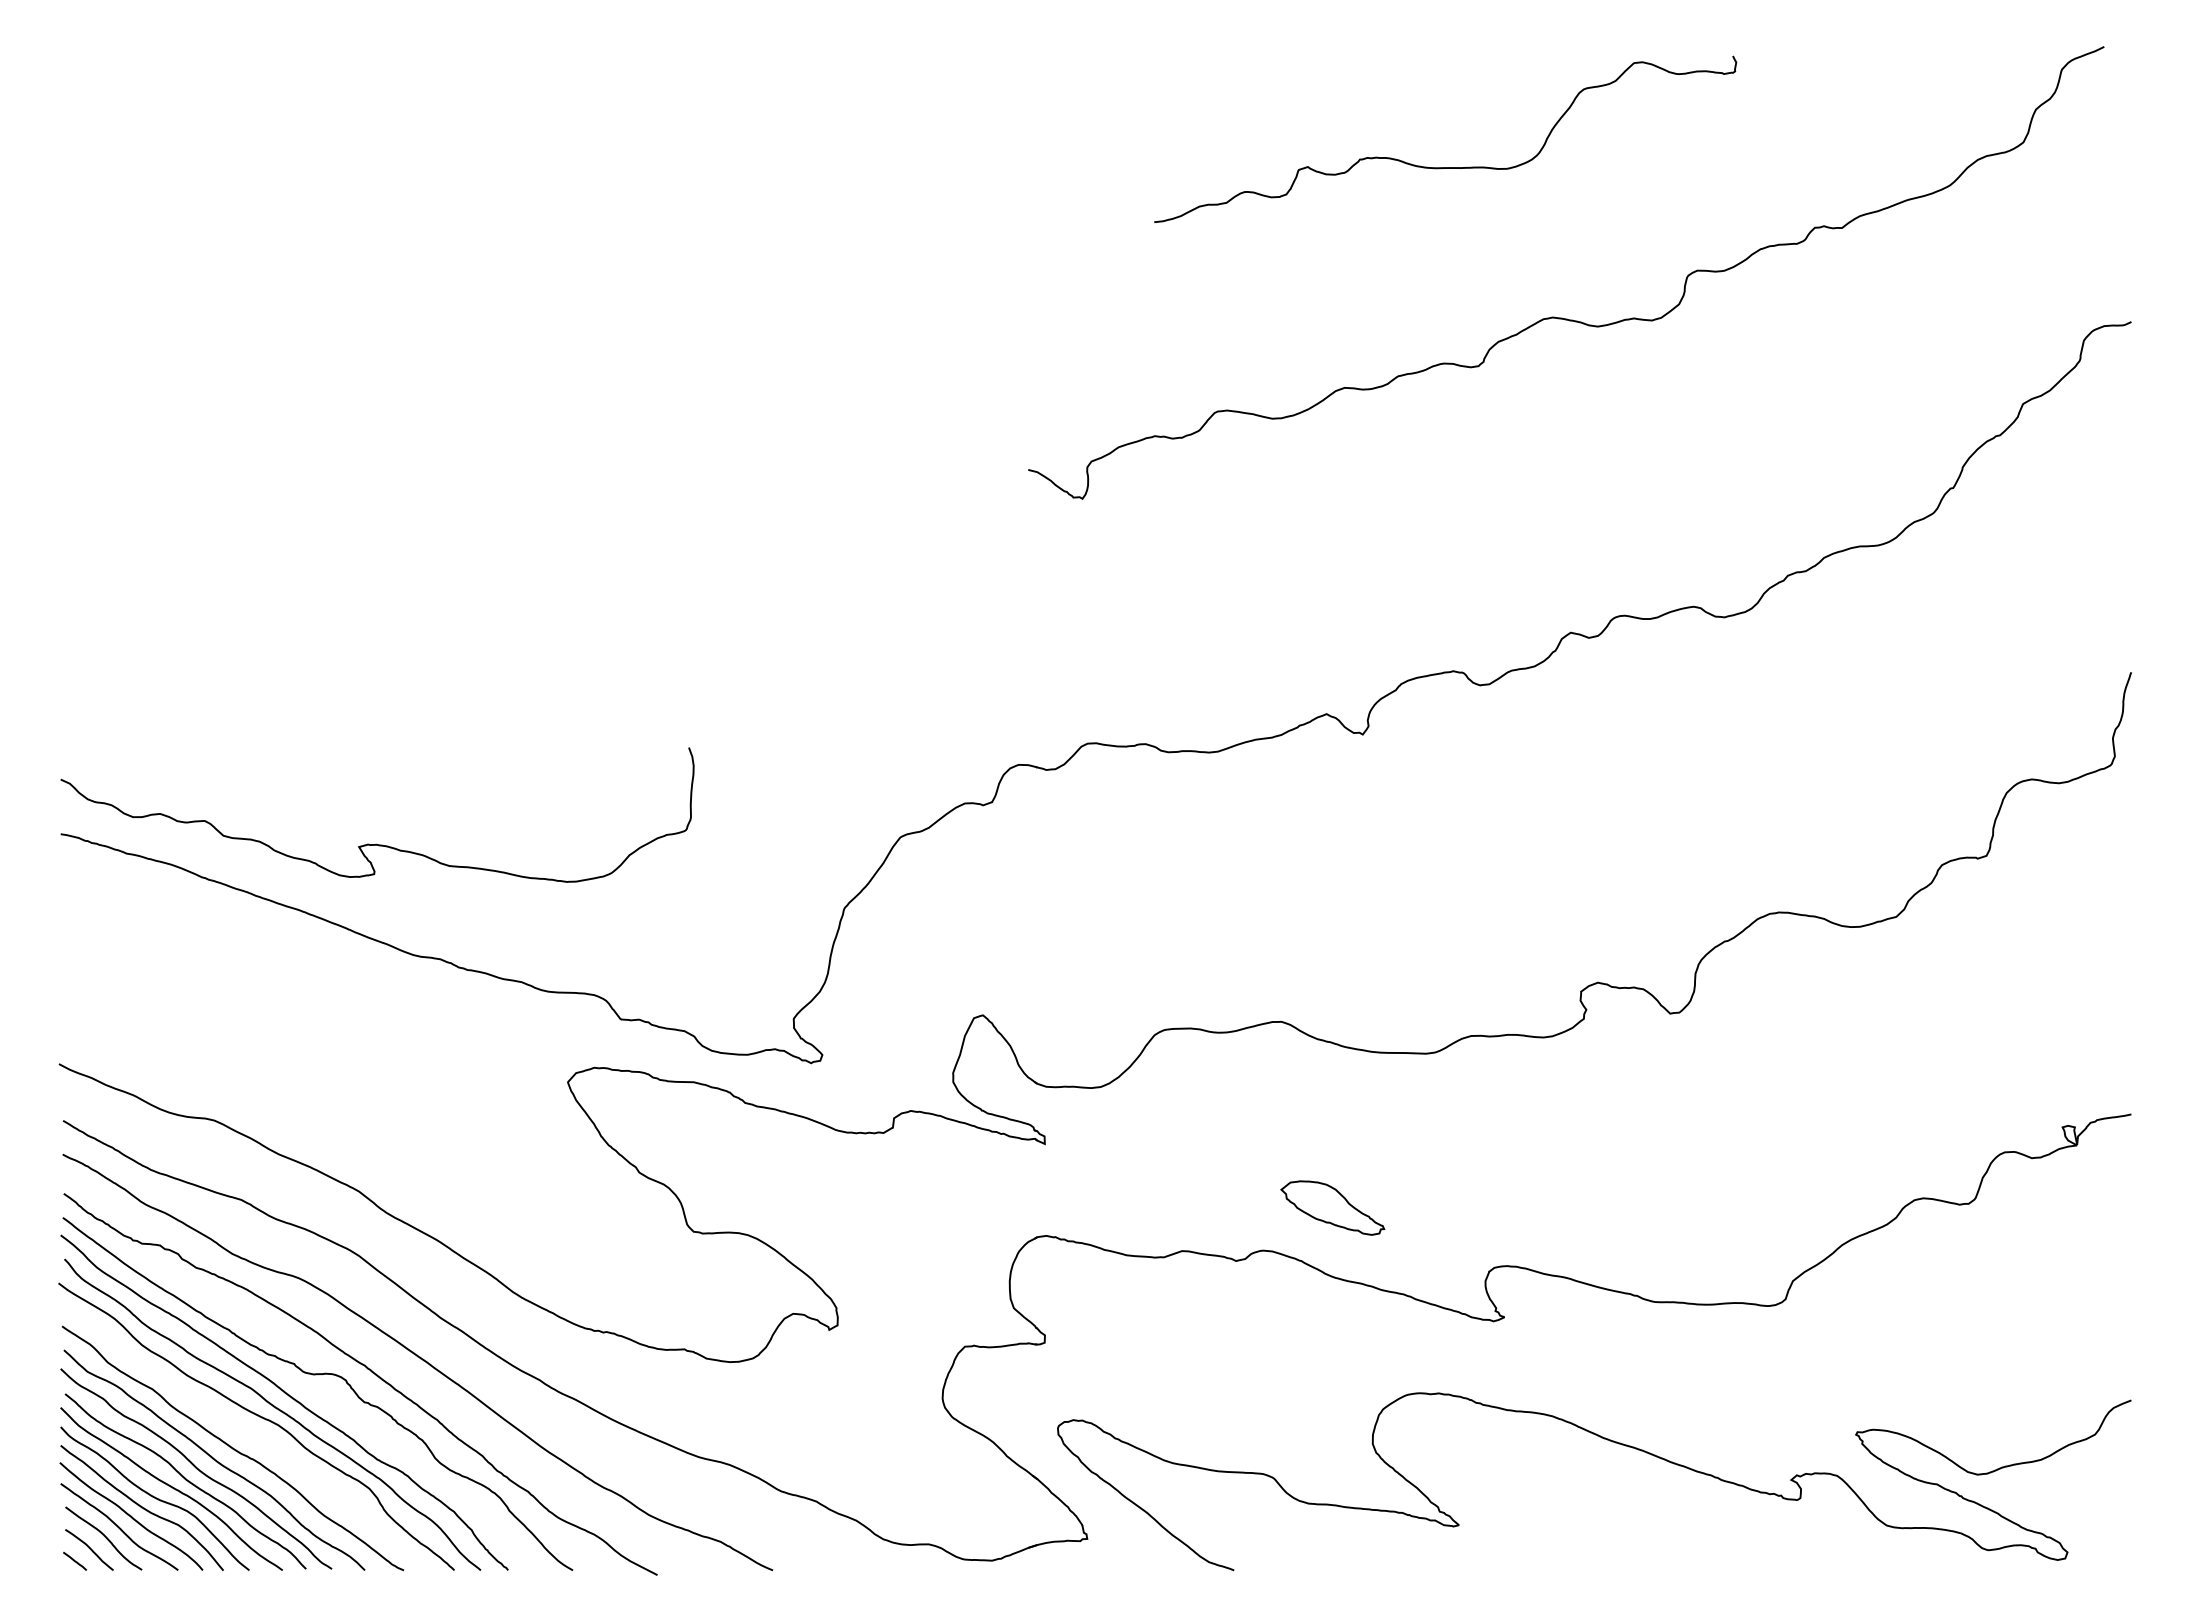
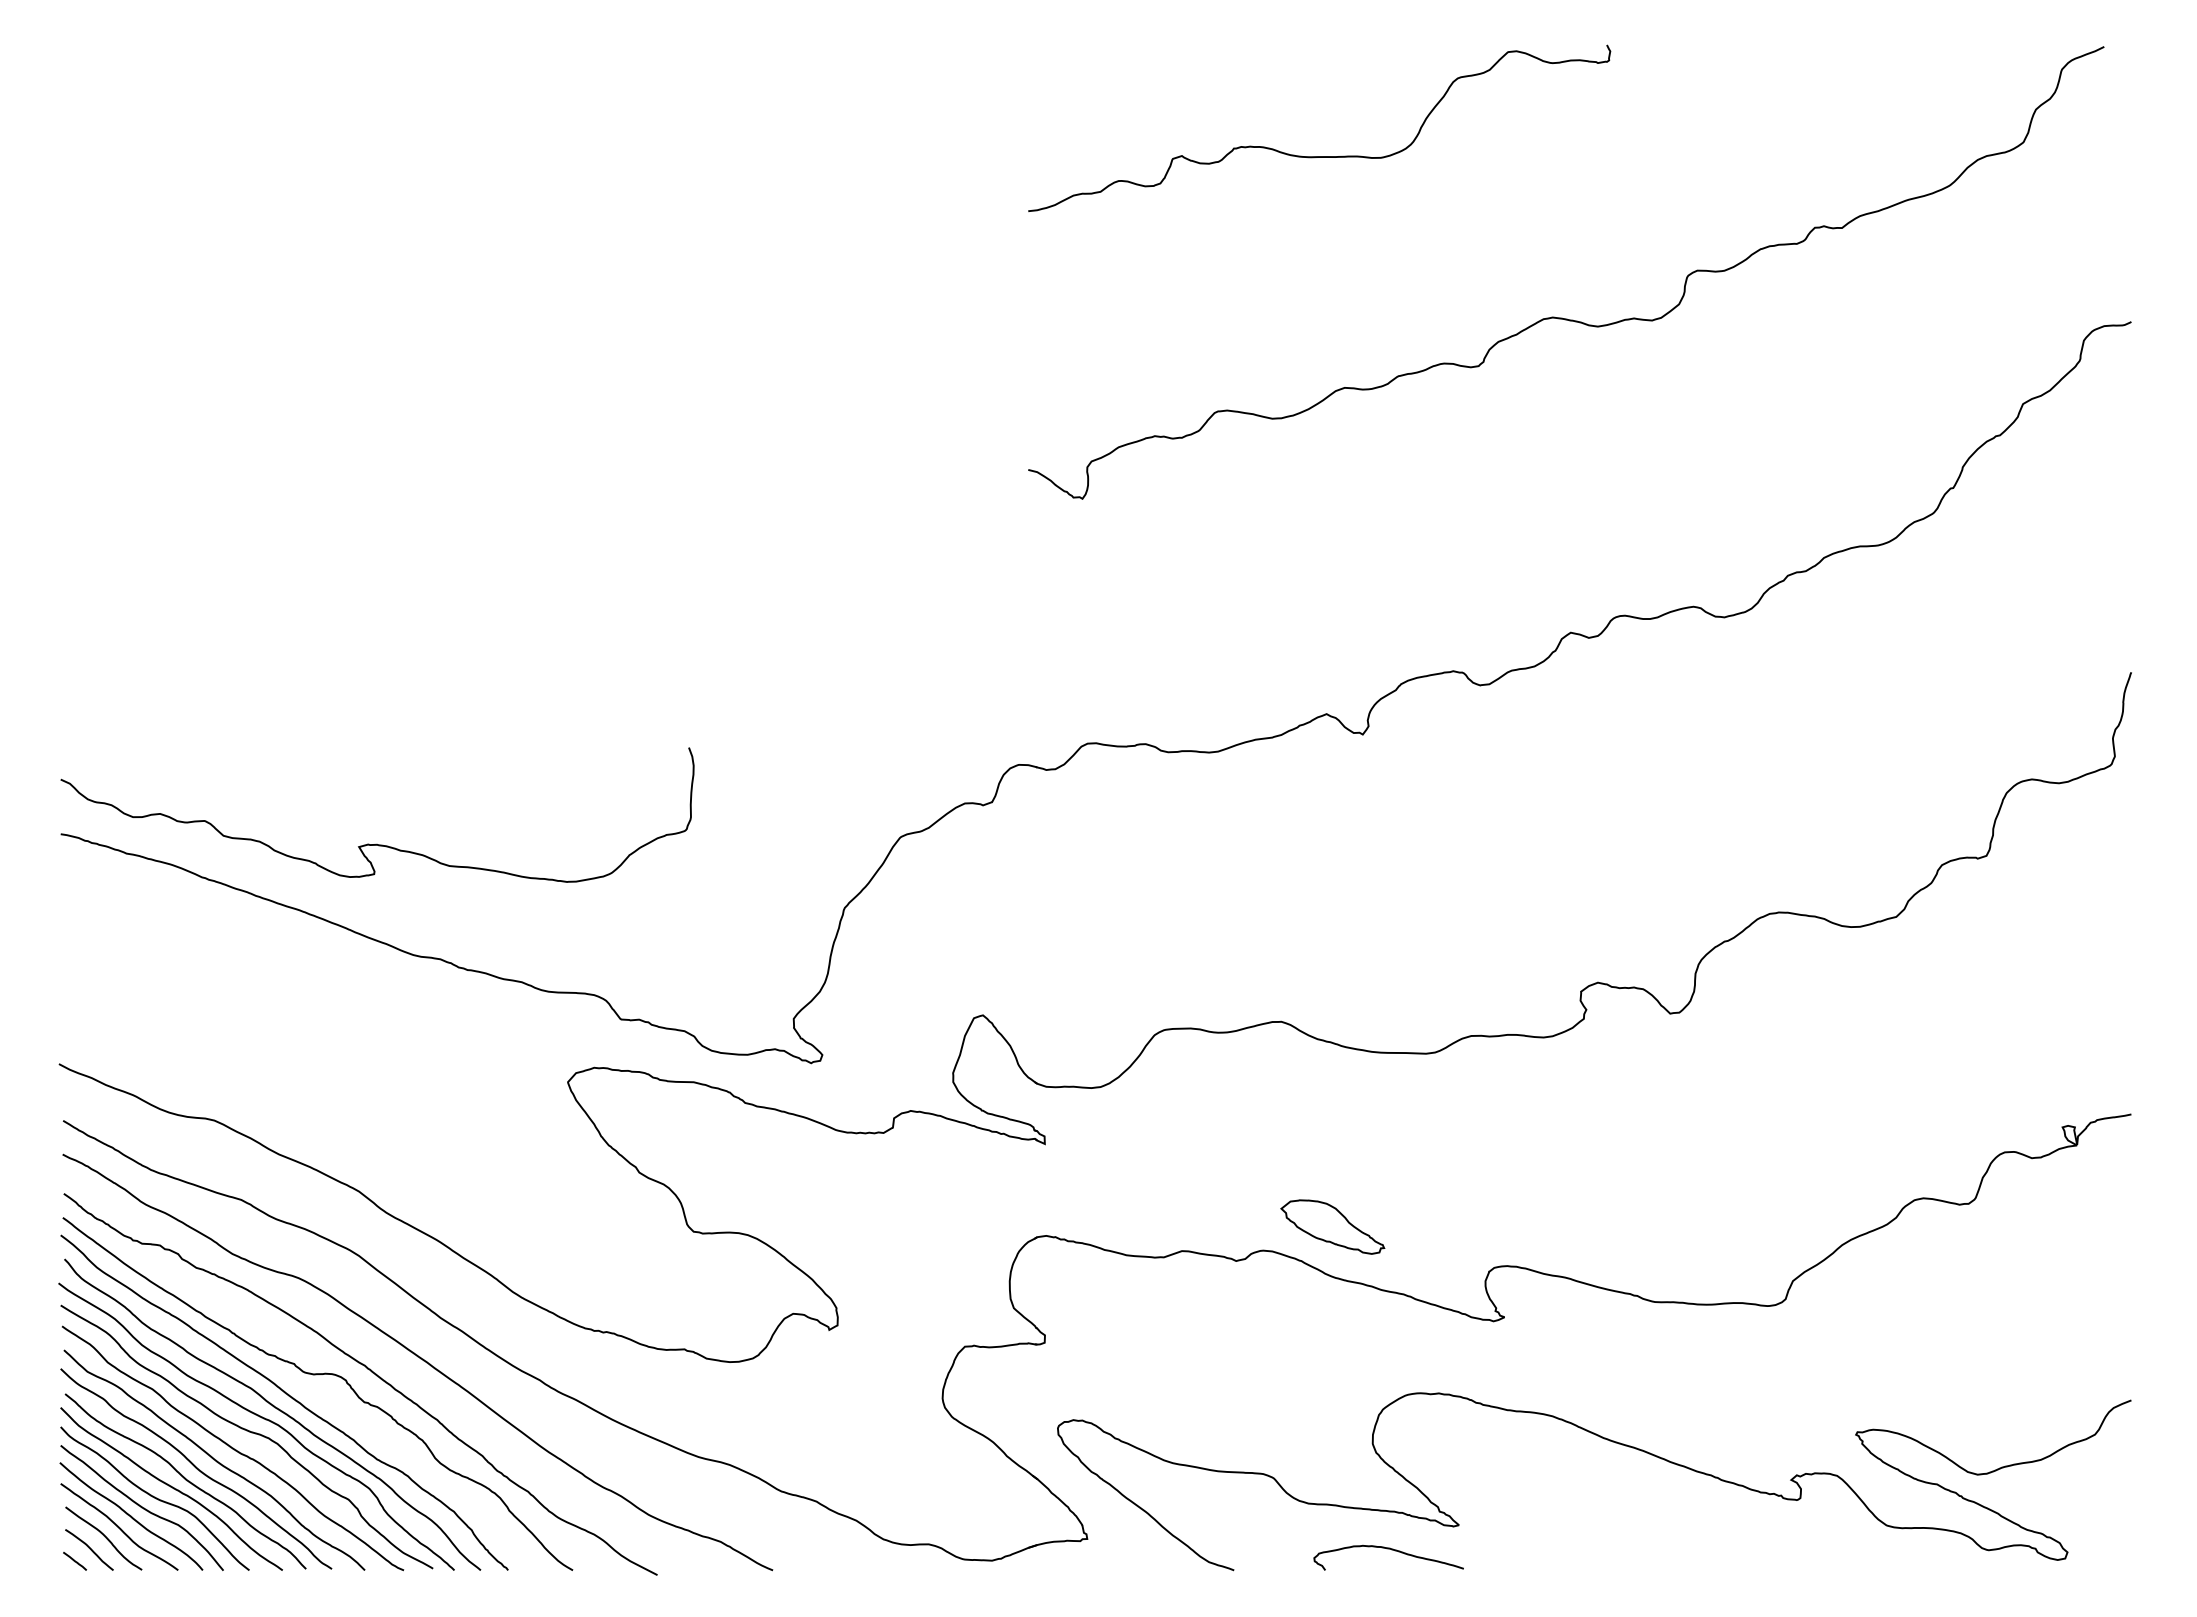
curve position: (1445, 167) -> (1319, 156) (1319, 156)
part position: (1332, 1207) -> (1332, 1226) (1332, 1226)
curve: none -> present (246, 1431)
curve: none -> present (1391, 1550)
